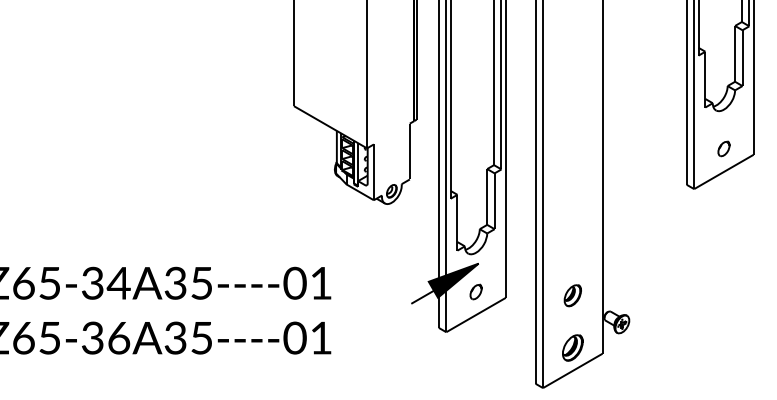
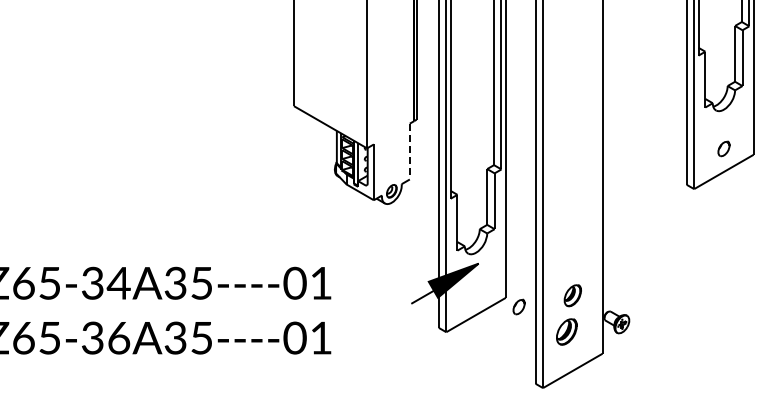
line: solid -> dashed (409, 151)
part position: (475, 291) -> (518, 306) (518, 306)
part position: (572, 347) -> (566, 331) (566, 331)
